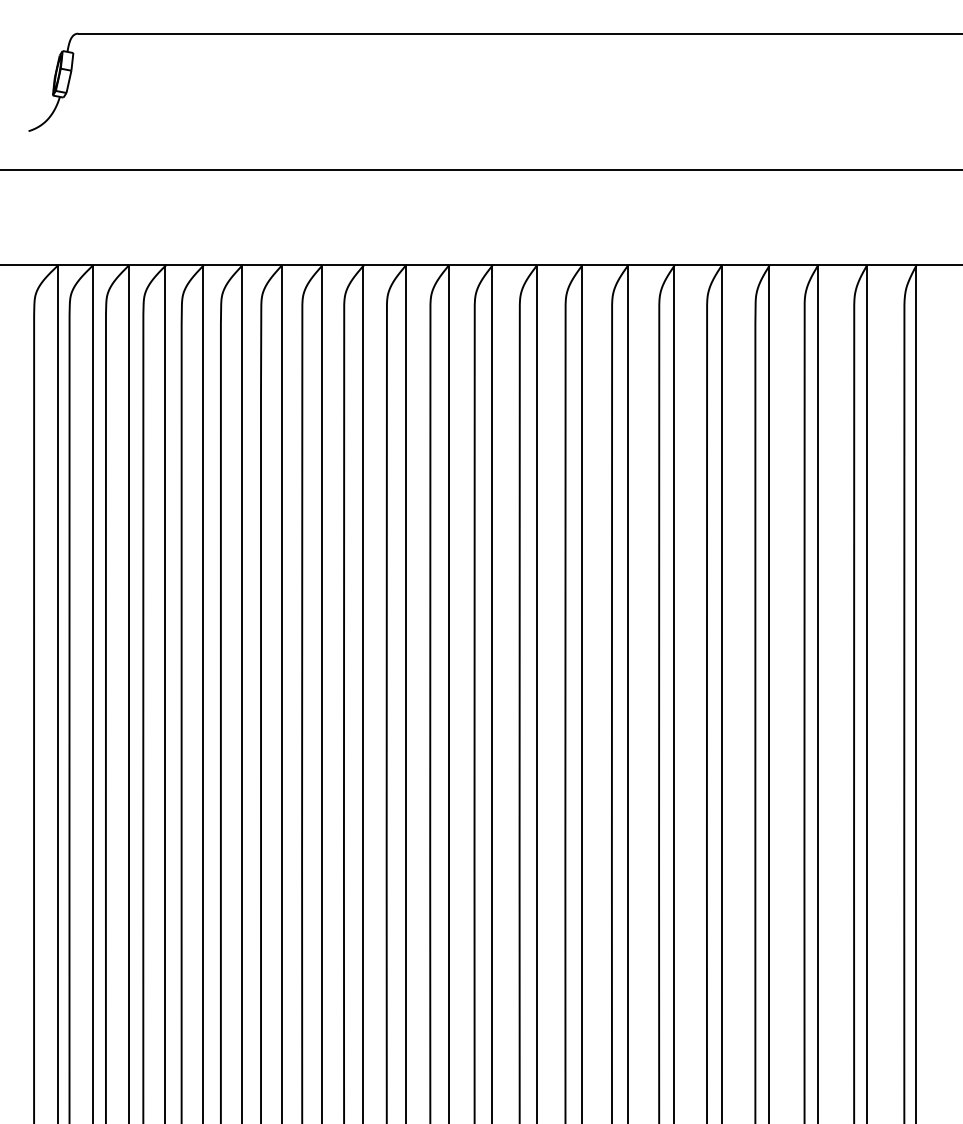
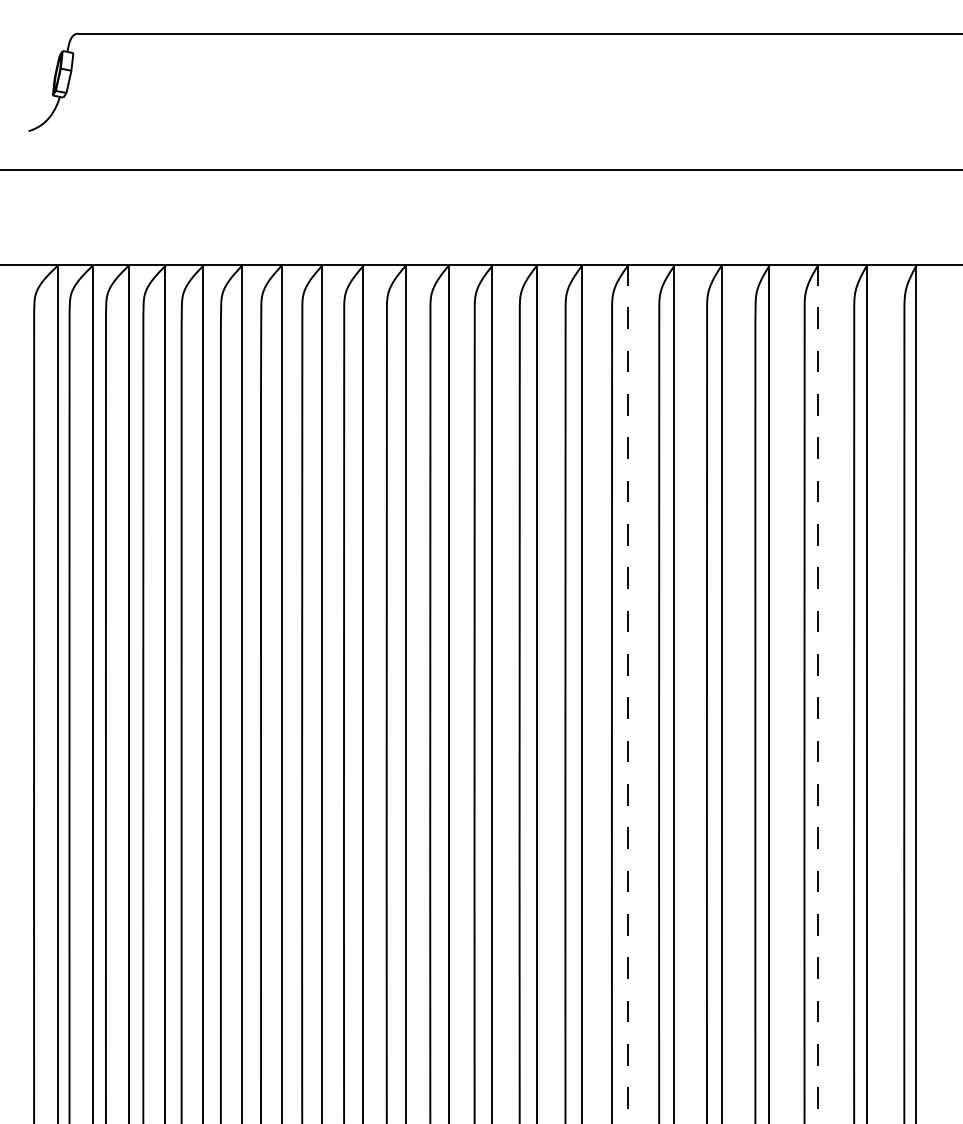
line: solid -> dashed (817, 694)
line: solid -> dashed (627, 695)
